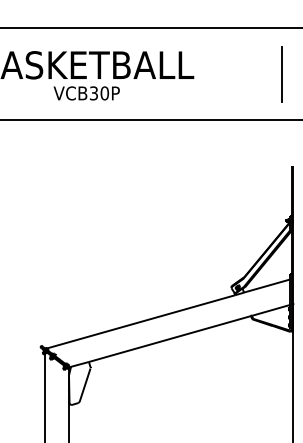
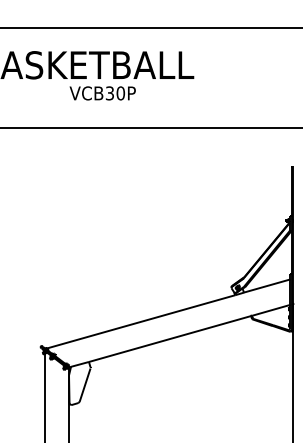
line: present -> none (281, 74)
text position: (86, 93) -> (102, 93) (102, 93)
line position: (150, 120) -> (150, 128) (150, 128)
